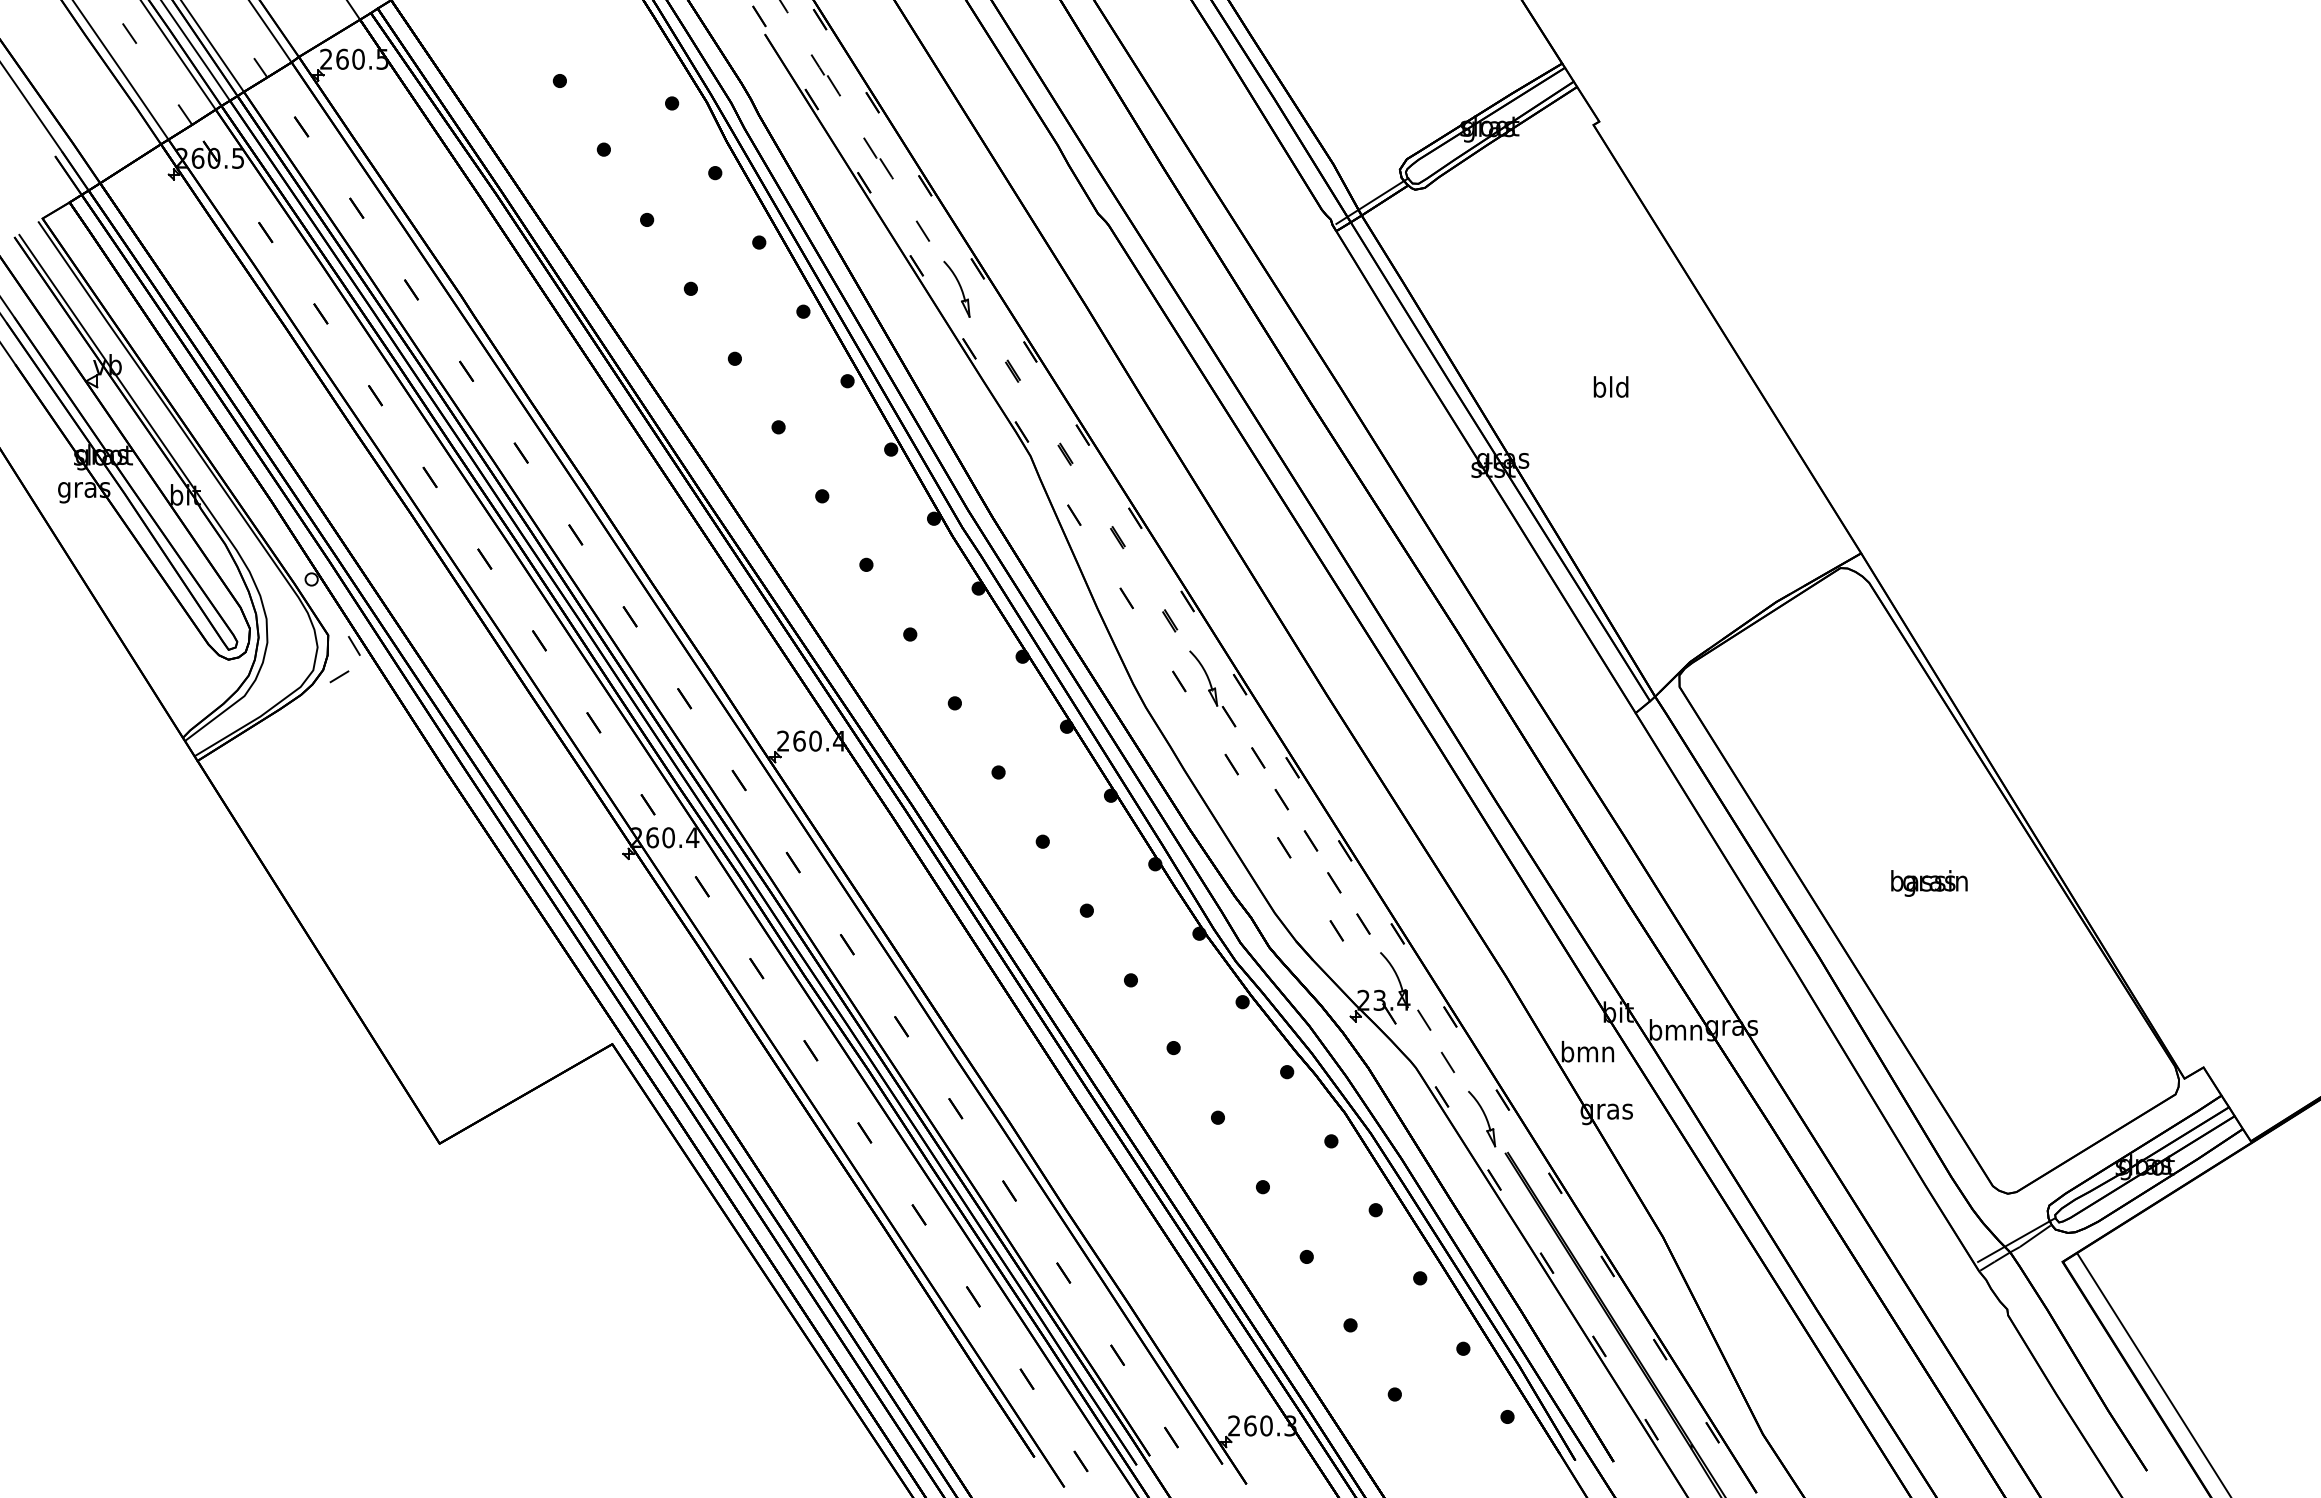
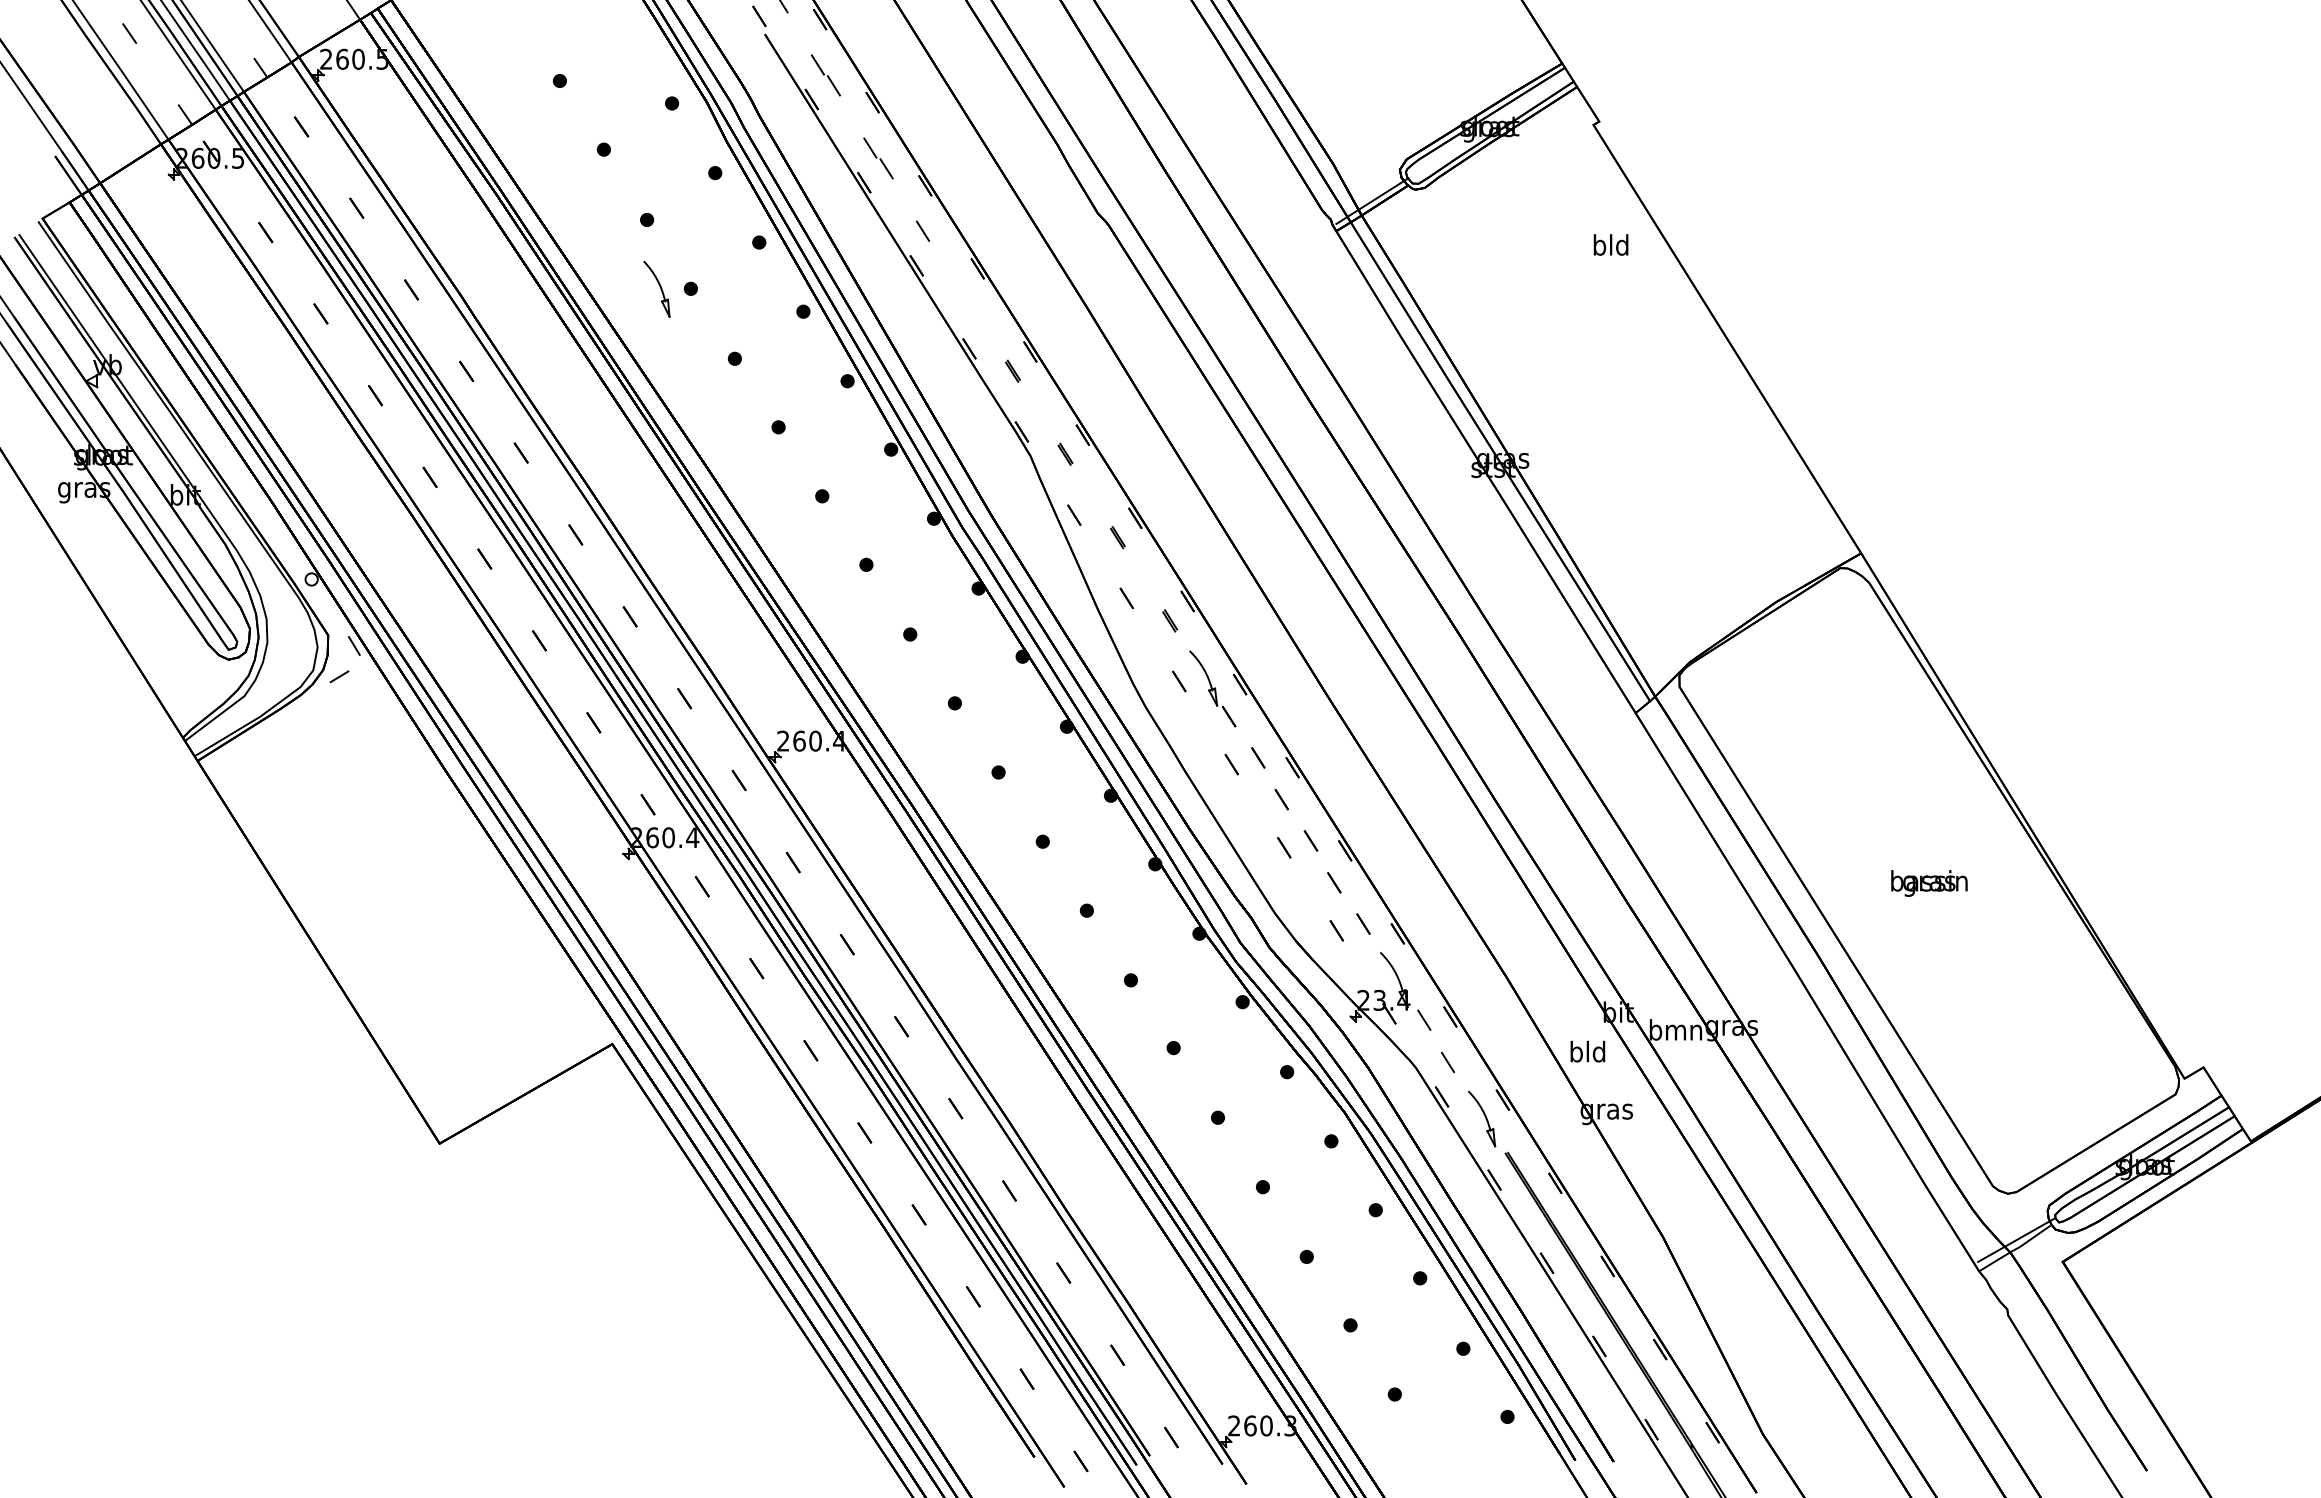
part position: (956, 288) -> (656, 288) (656, 288)
text position: (1610, 386) -> (1610, 244) (1610, 244)
text: bmn -> bld (1587, 1051)
line: present -> none (2153, 1374)
